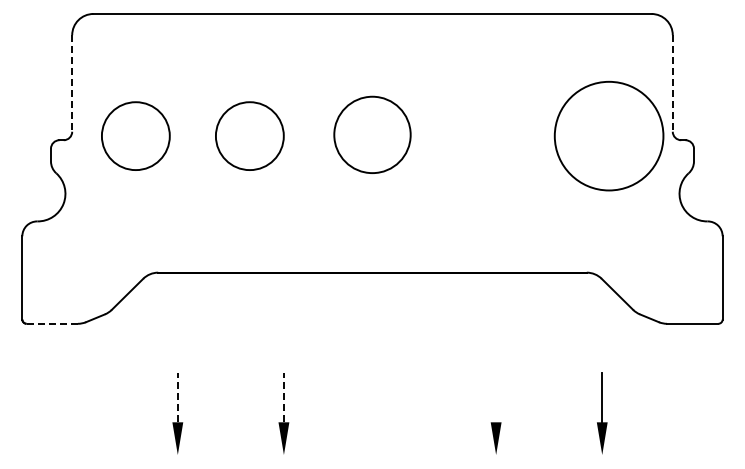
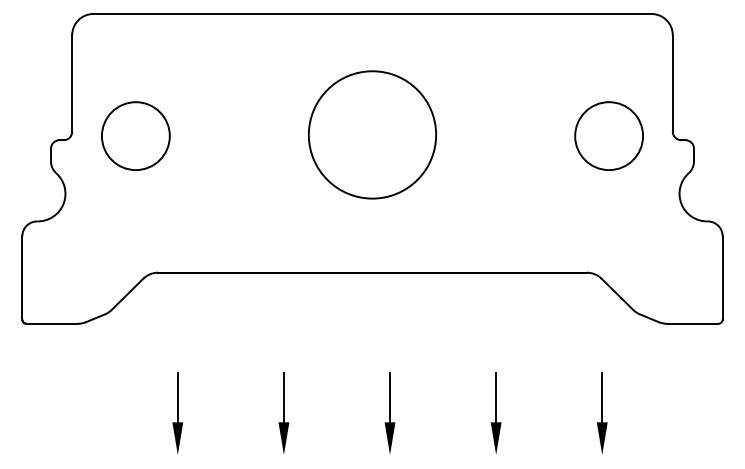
line: dashed -> solid (72, 83)
line: dashed -> solid (672, 83)
circle diameter: 76 px -> 127 px (372, 134)
circle: present -> none (249, 135)
circle diameter: 109 px -> 68 px (609, 136)
line: dashed -> solid (52, 323)
line: dashed -> solid (177, 397)
line: dashed -> solid (283, 397)
line: none -> present (496, 397)
part: none -> present (389, 413)
